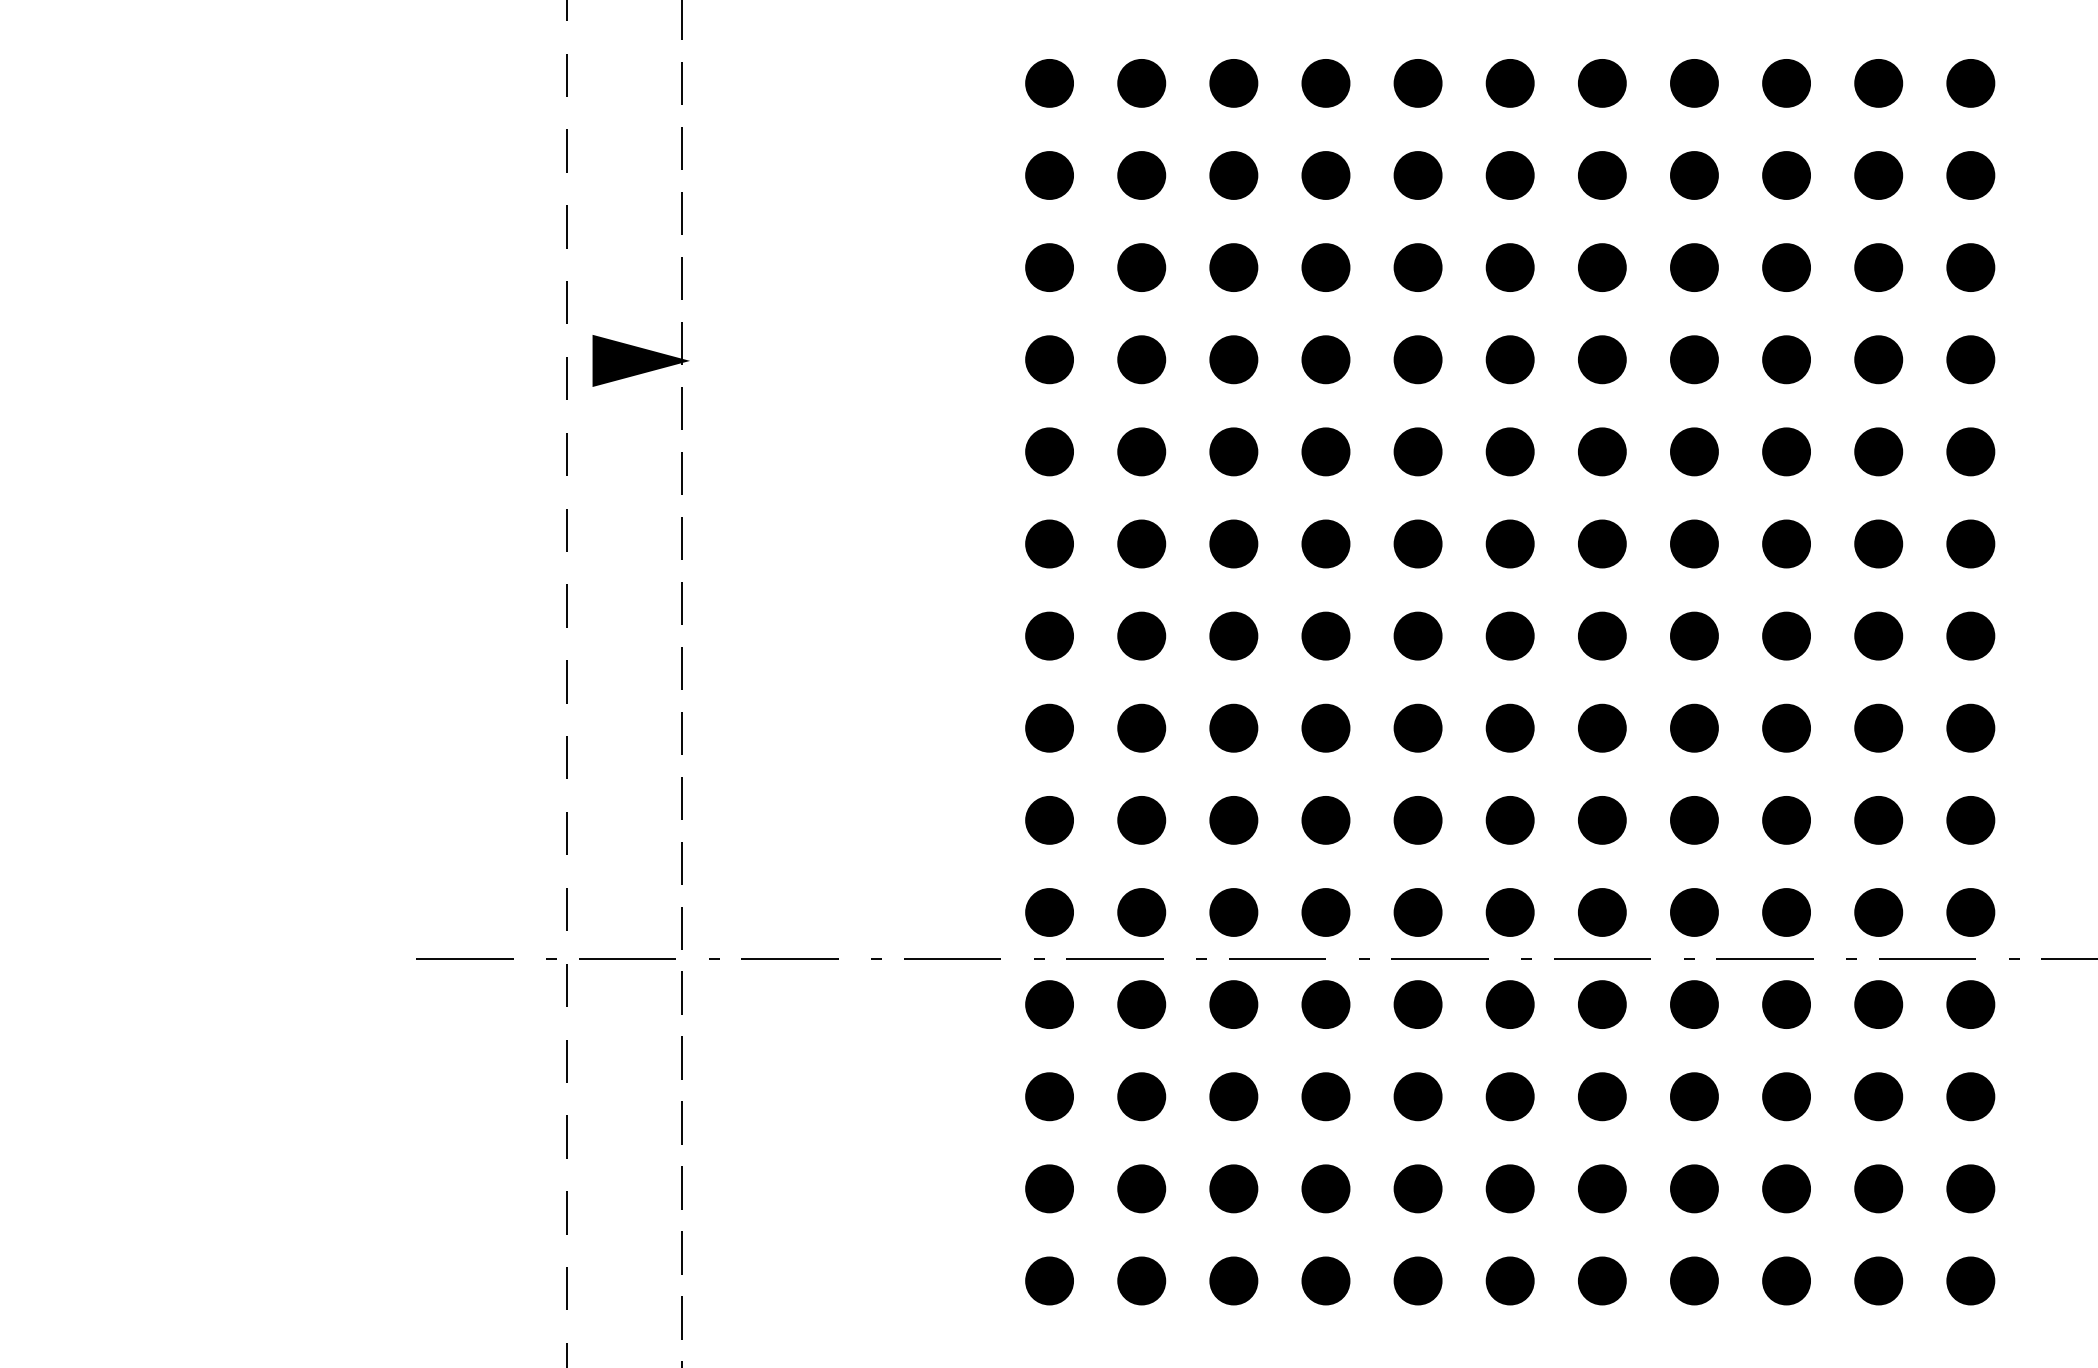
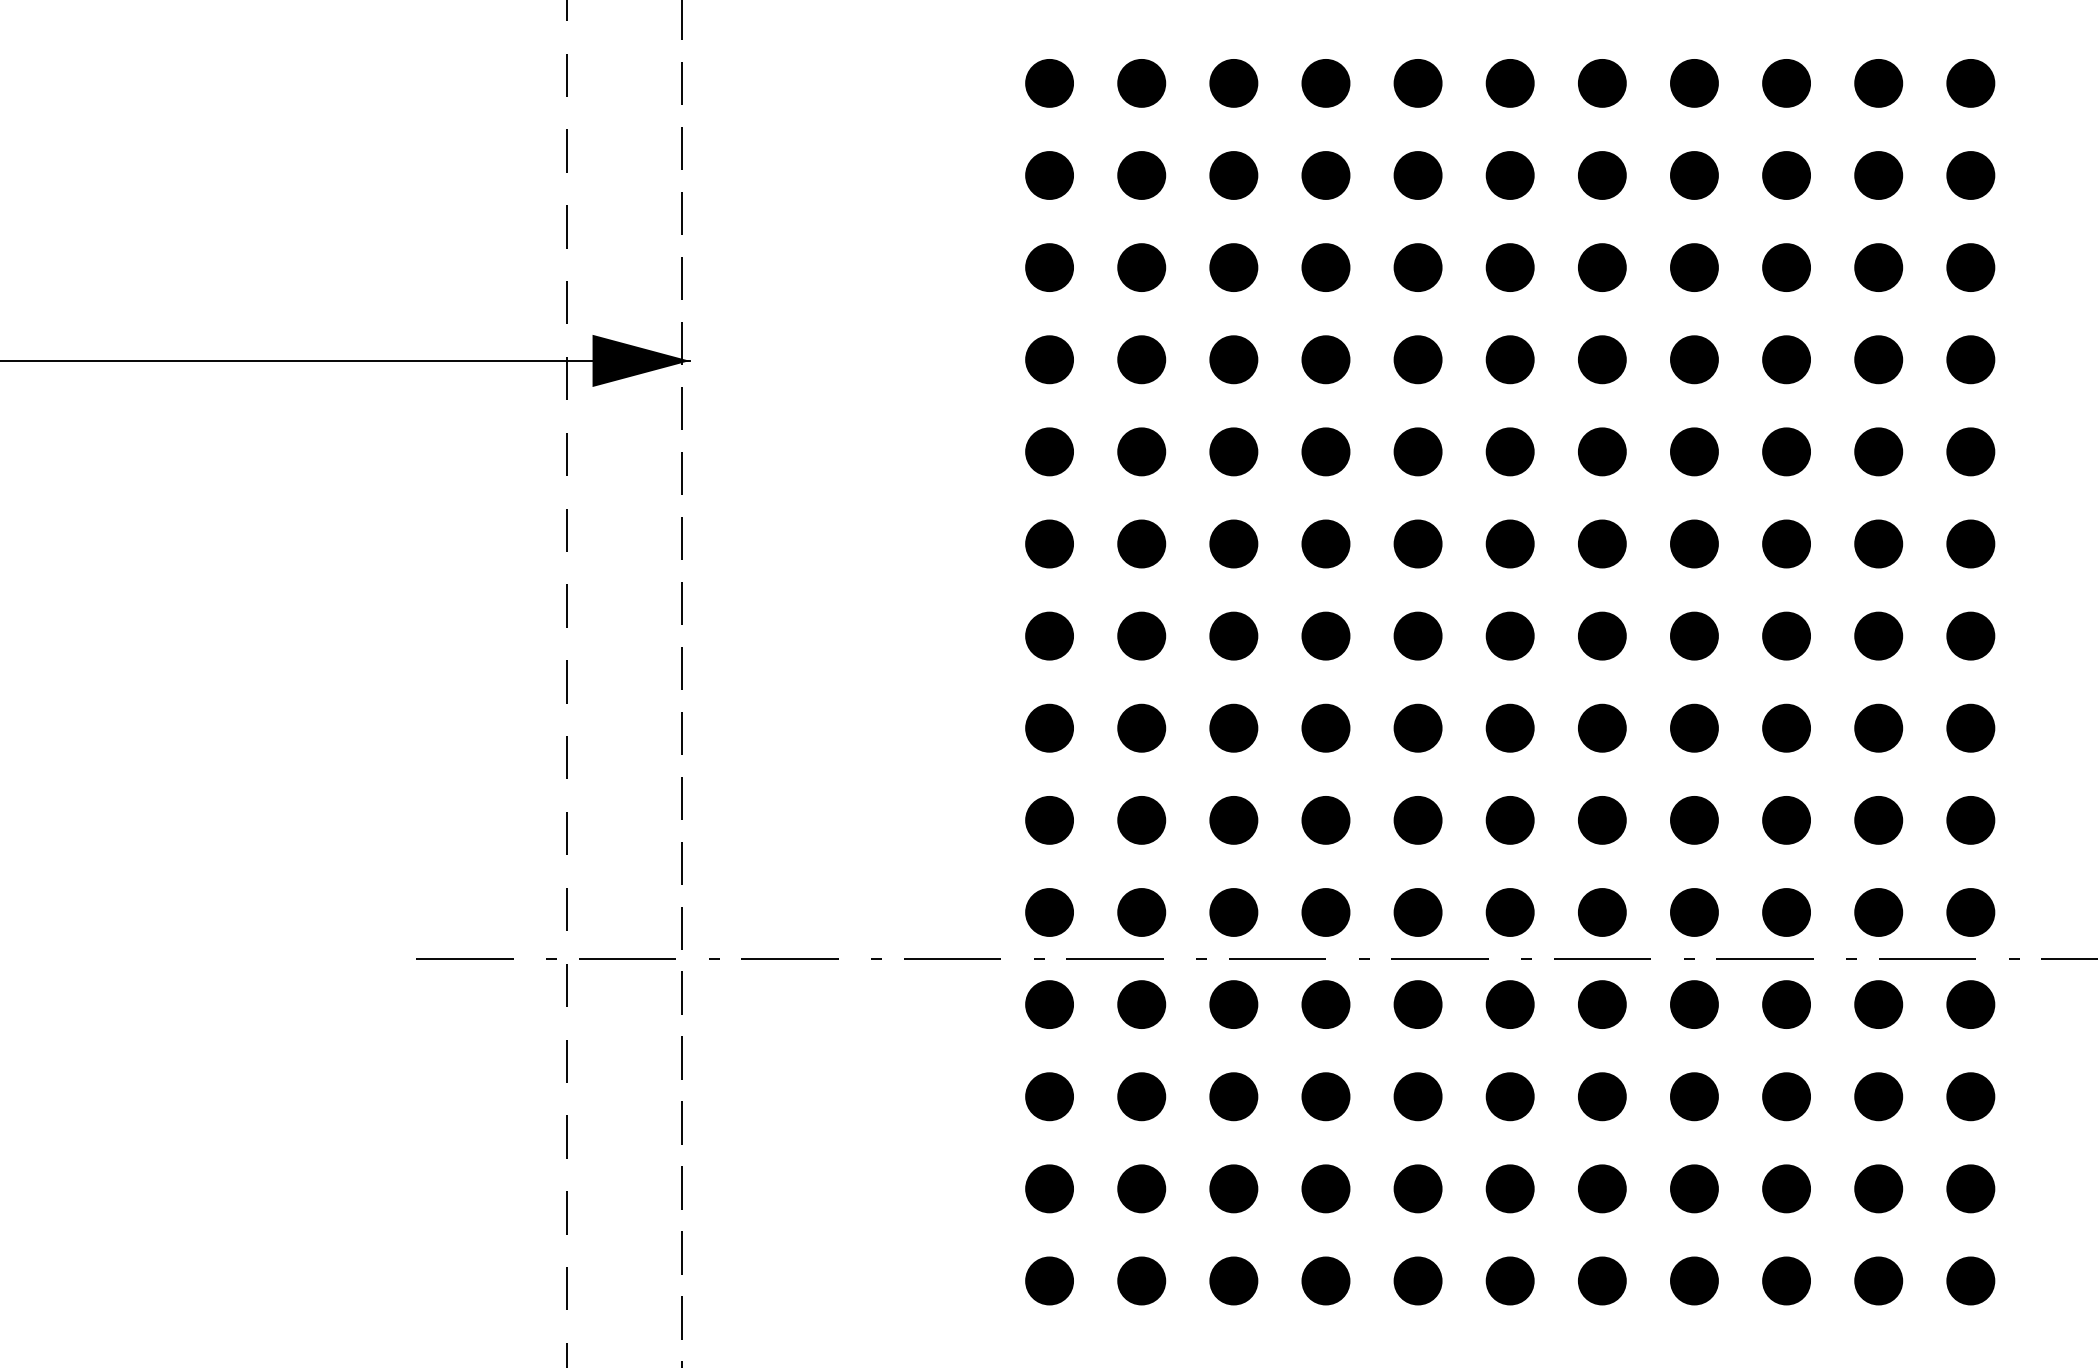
line: none -> present (346, 360)
